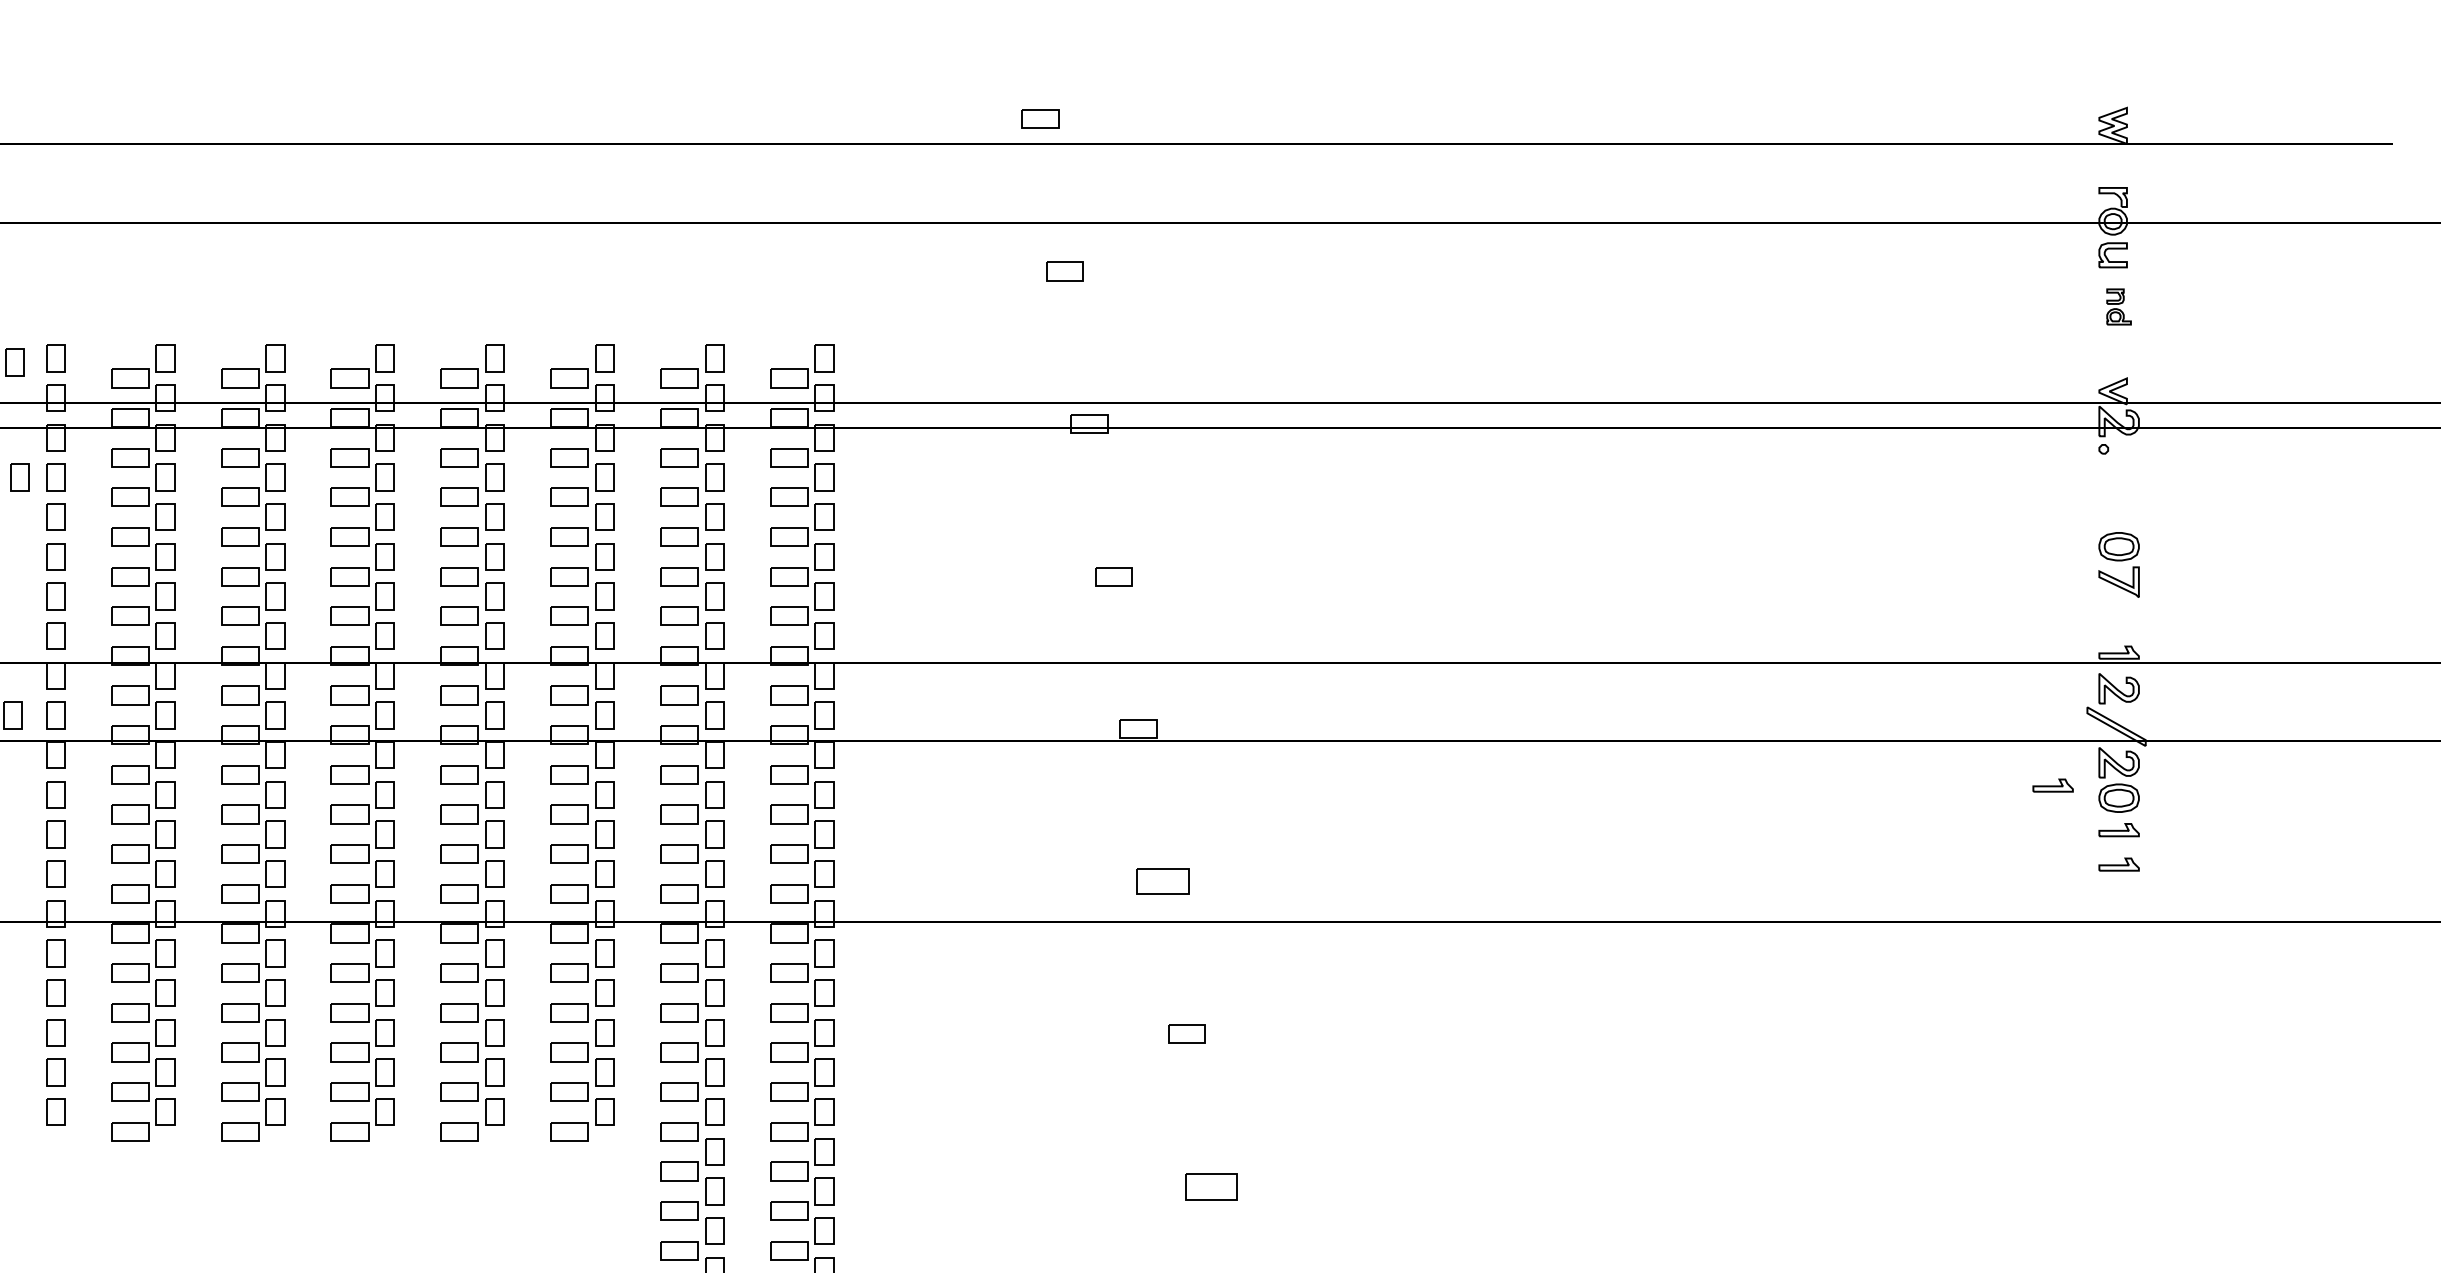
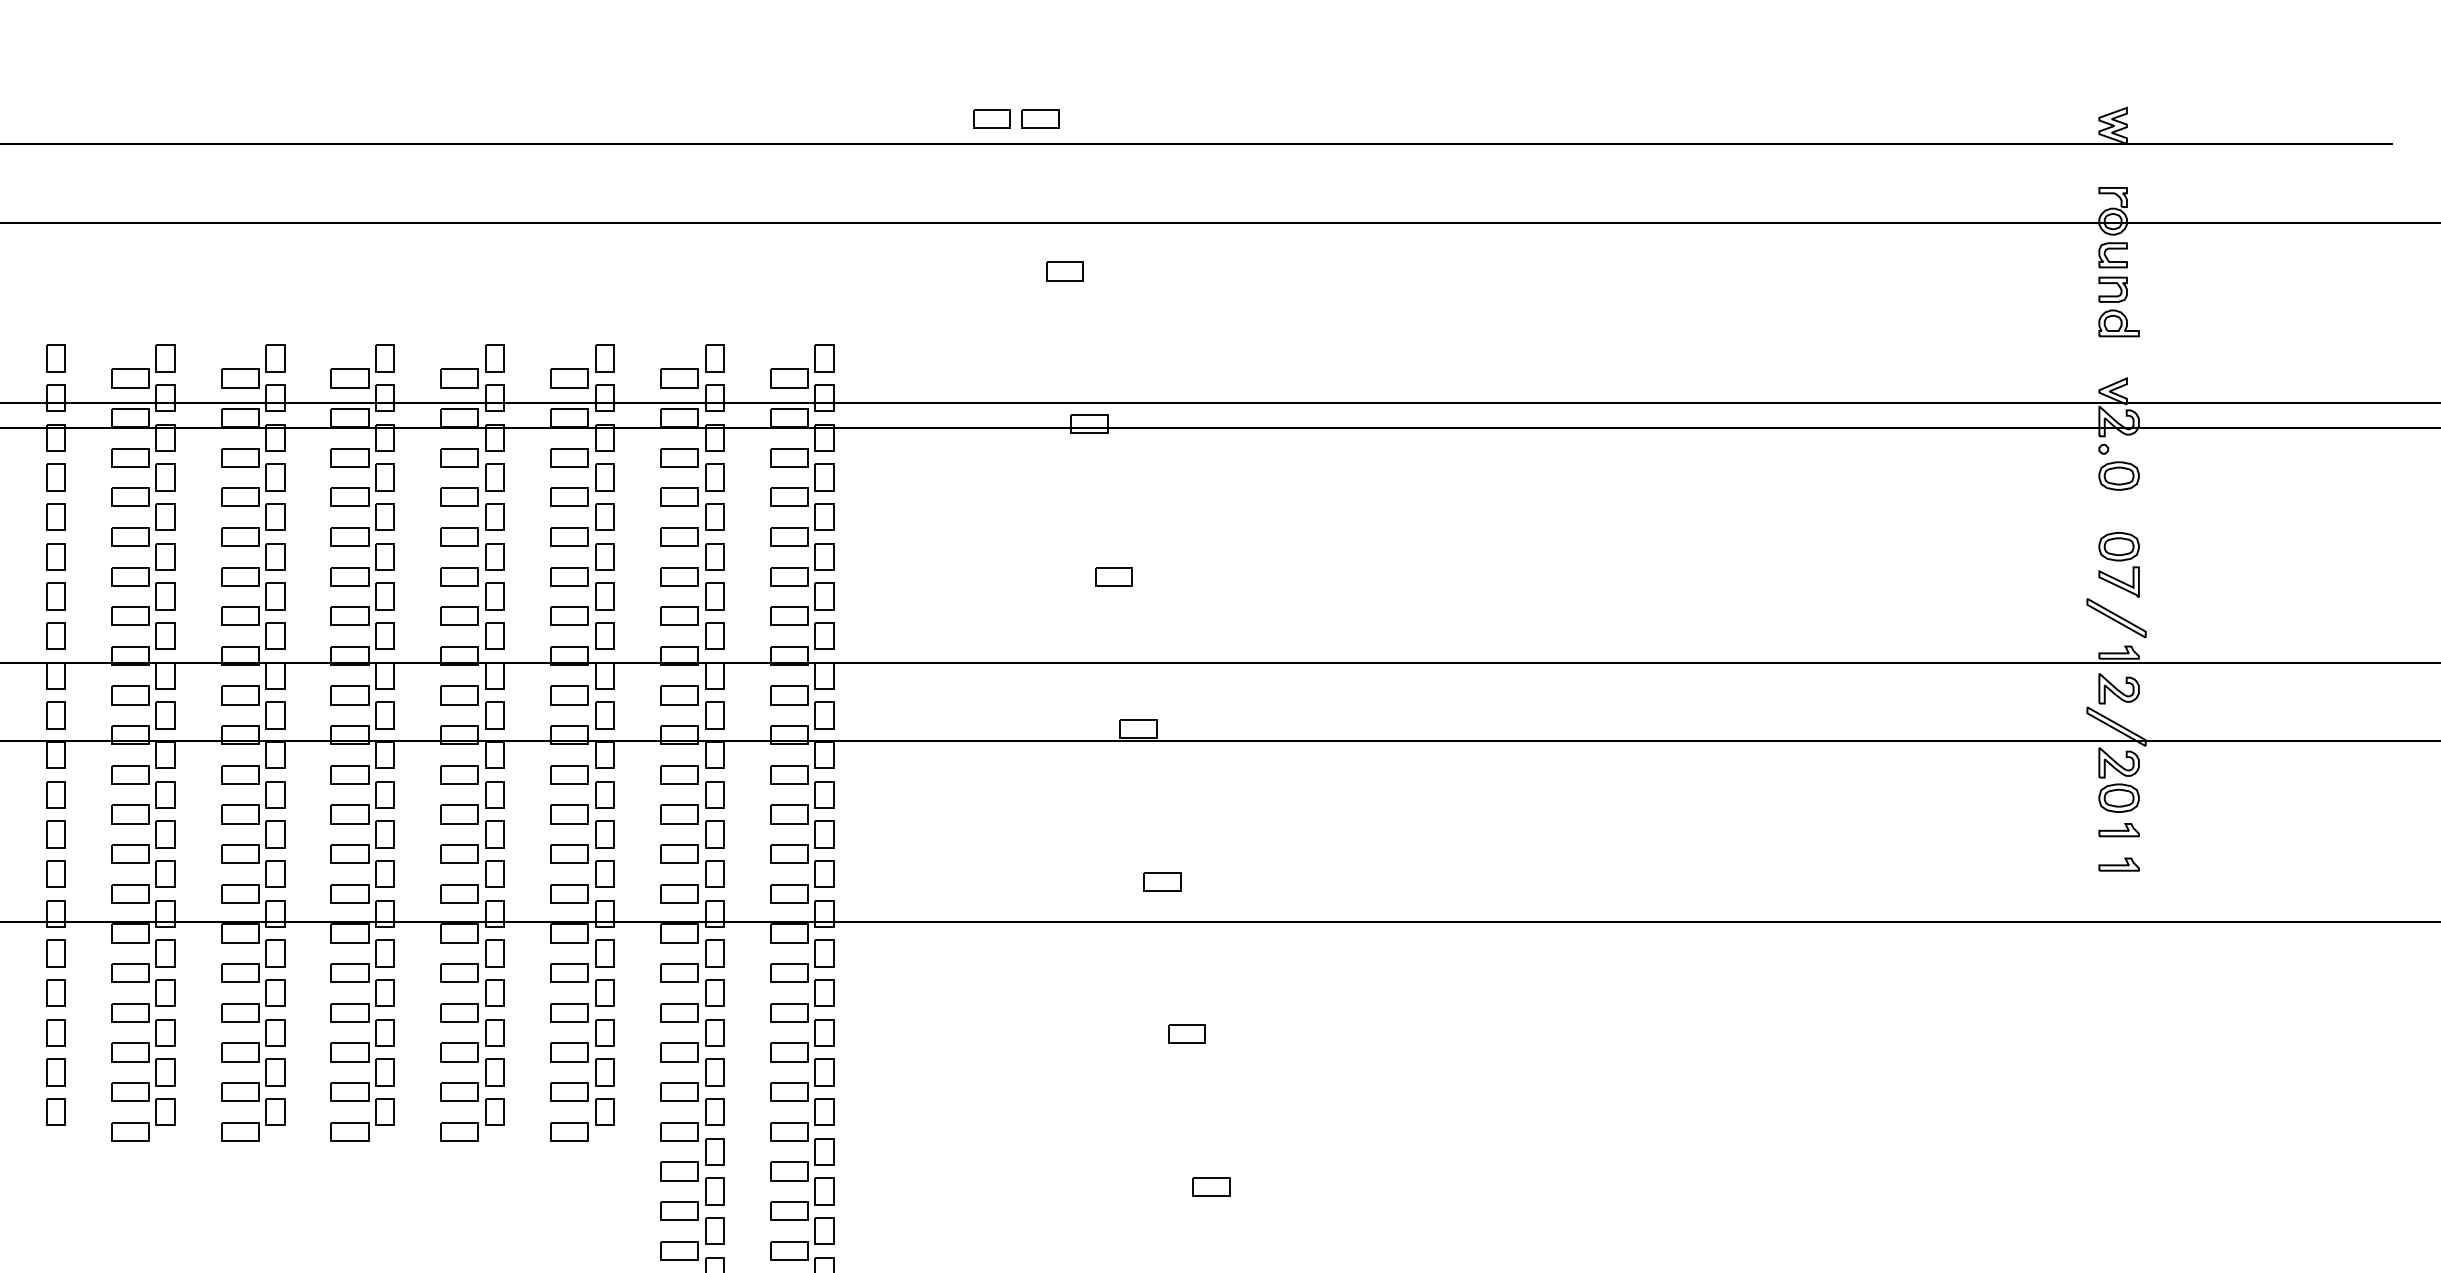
part: none -> present (991, 118)
part size: 26x38 px -> 42x62 px (2118, 306)
part: present -> none (14, 362)
part: none -> present (2118, 475)
part: present -> none (19, 477)
part: none -> present (2116, 618)
part: present -> none (12, 715)
part: present -> none (2052, 785)
part size: 54x27 px -> 39x20 px (1162, 881)
part size: 53x28 px -> 39x20 px (1211, 1186)
